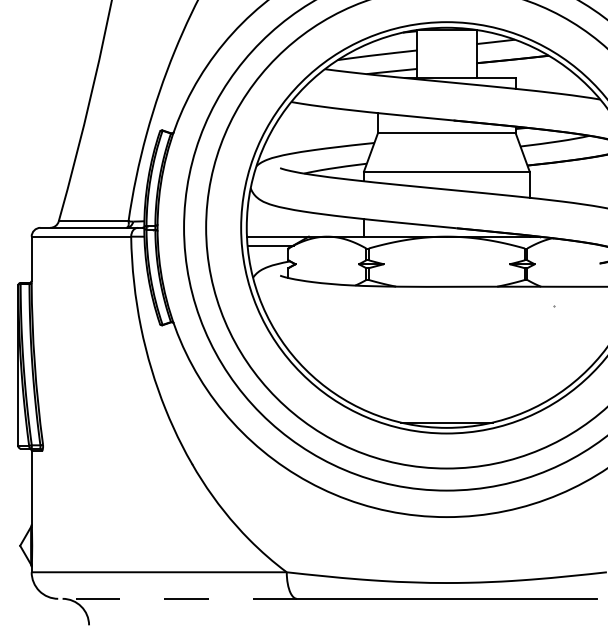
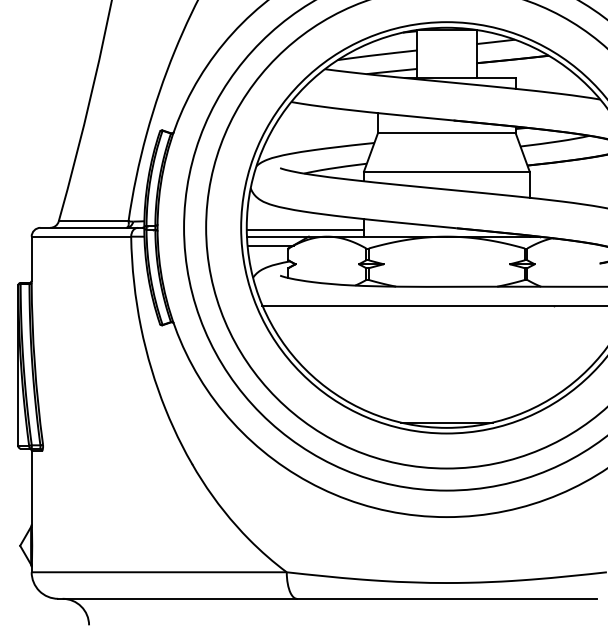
line: none -> present (305, 230)
line: none -> present (433, 305)
line: dashed -> solid (177, 598)
